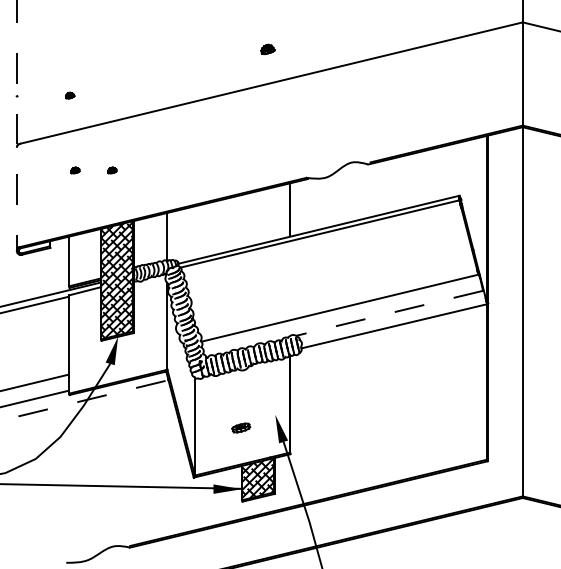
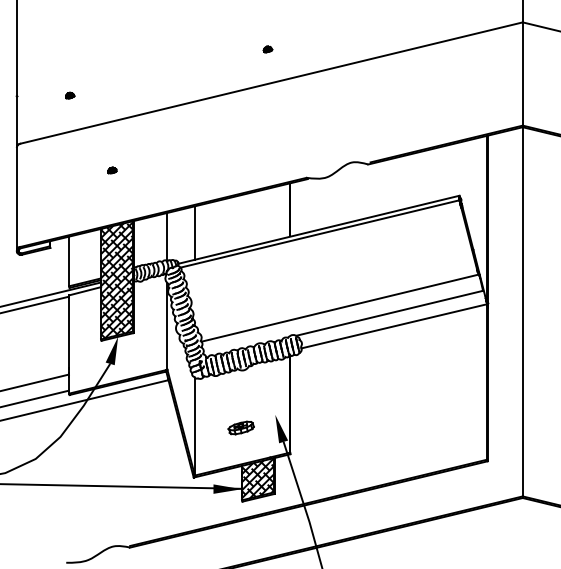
part size: 16x13 px -> 12x9 px (267, 49)
line: dashed -> solid (16, 126)
part: present -> none (75, 170)
line: none -> present (194, 232)
line: dashed -> solid (389, 313)
line: dashed -> solid (84, 400)
part size: 21x12 px -> 28x16 px (240, 427)
